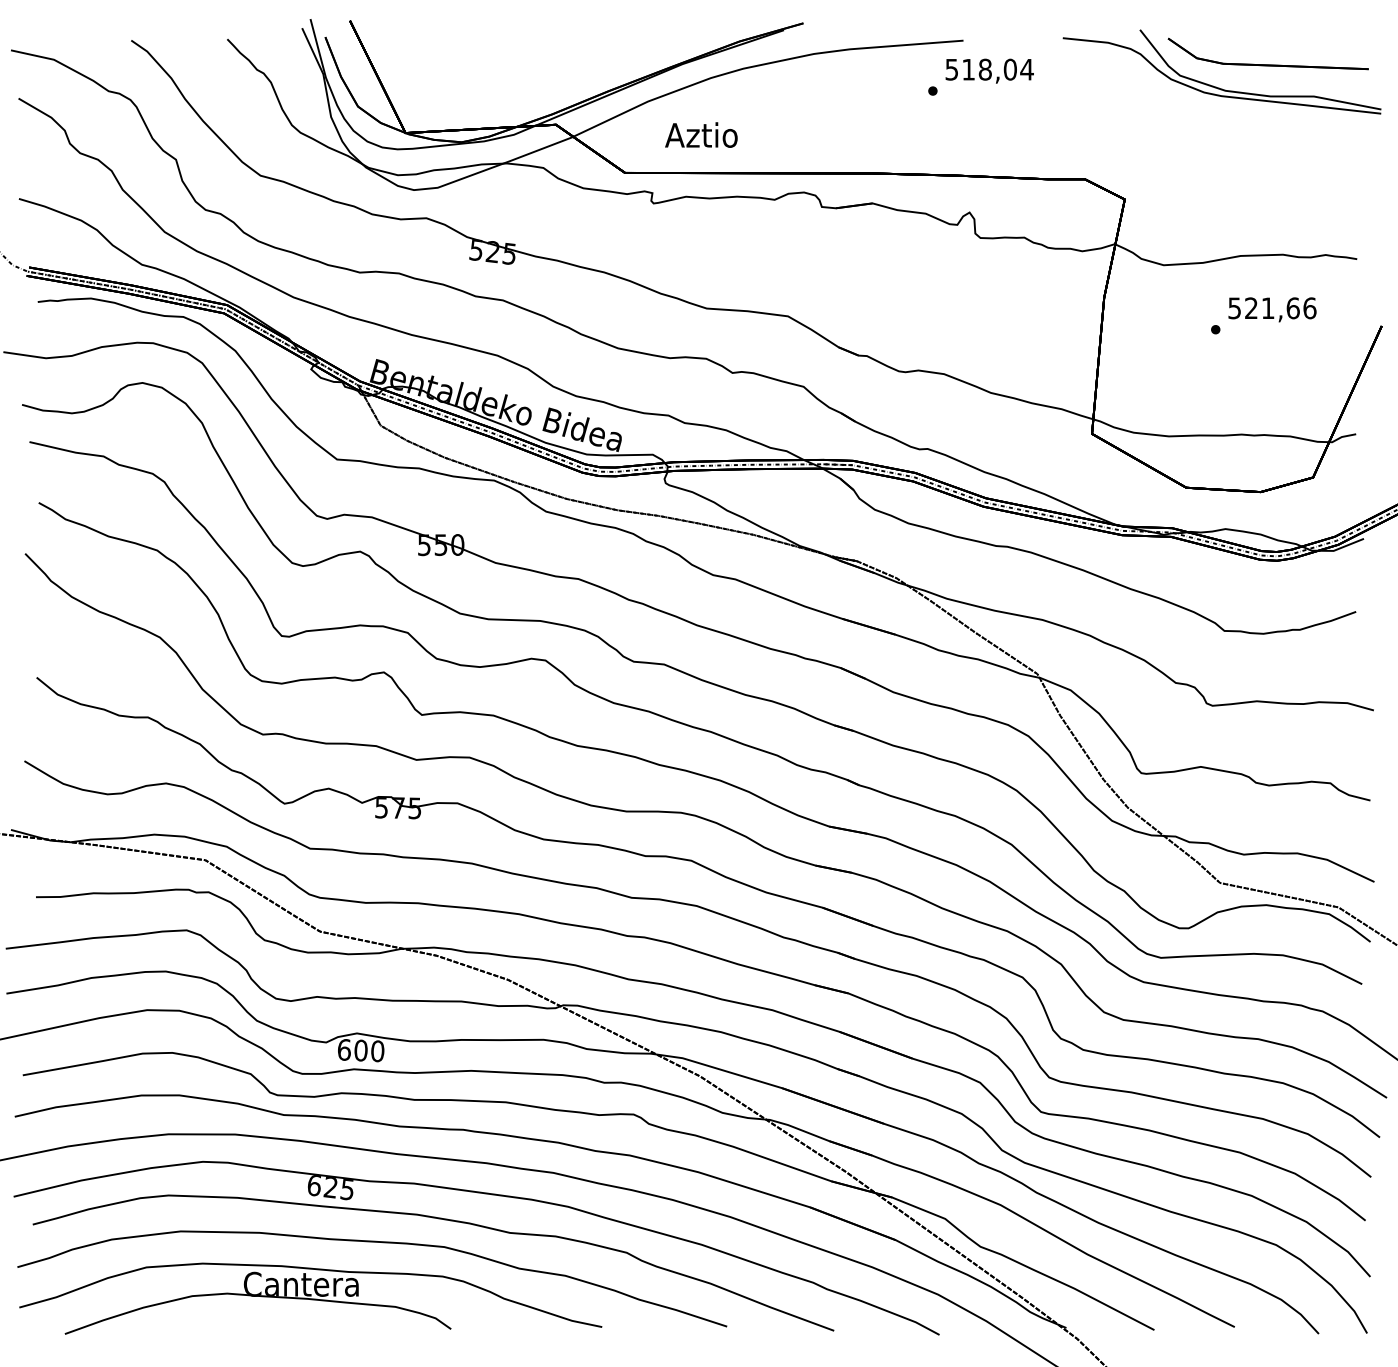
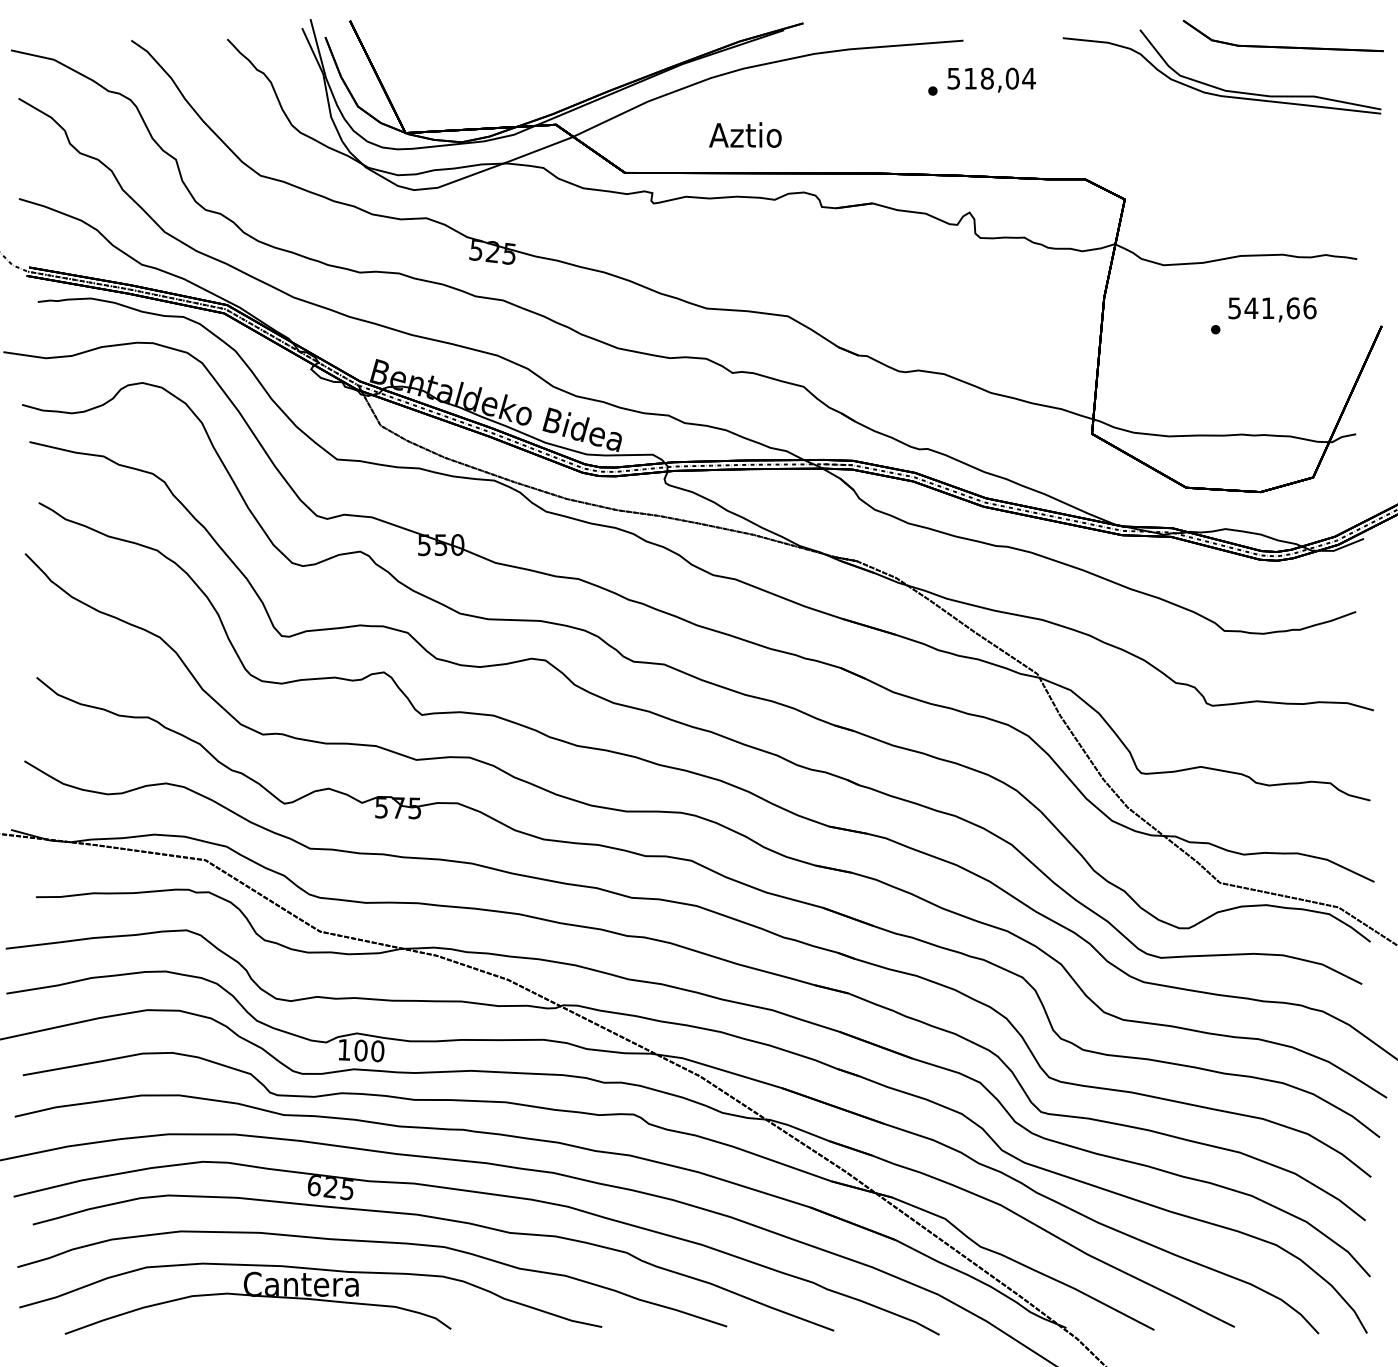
part position: (1267, 64) -> (1282, 46) (1282, 46)
text position: (989, 70) -> (991, 79) (991, 79)
text position: (701, 134) -> (745, 134) (745, 134)
text: 521,66 -> 541,66 (1251, 307)
text: 600 -> 100 (344, 1049)
